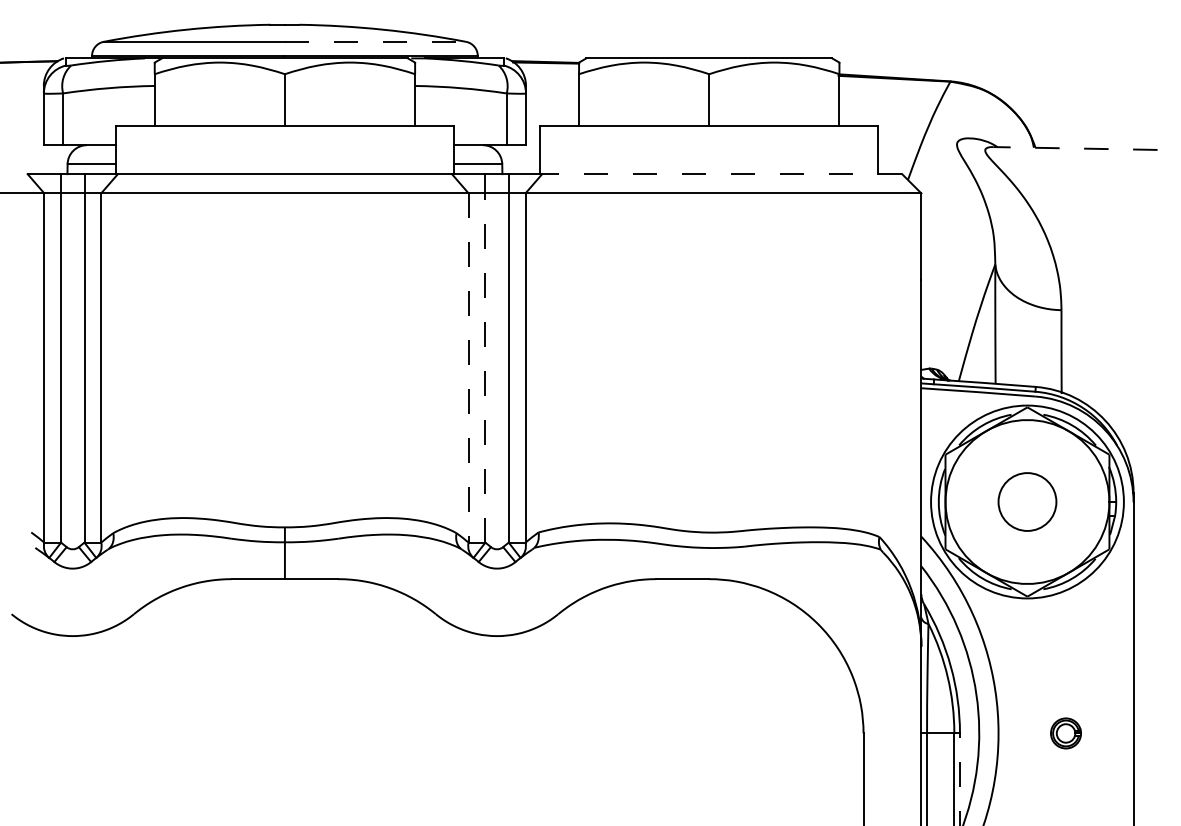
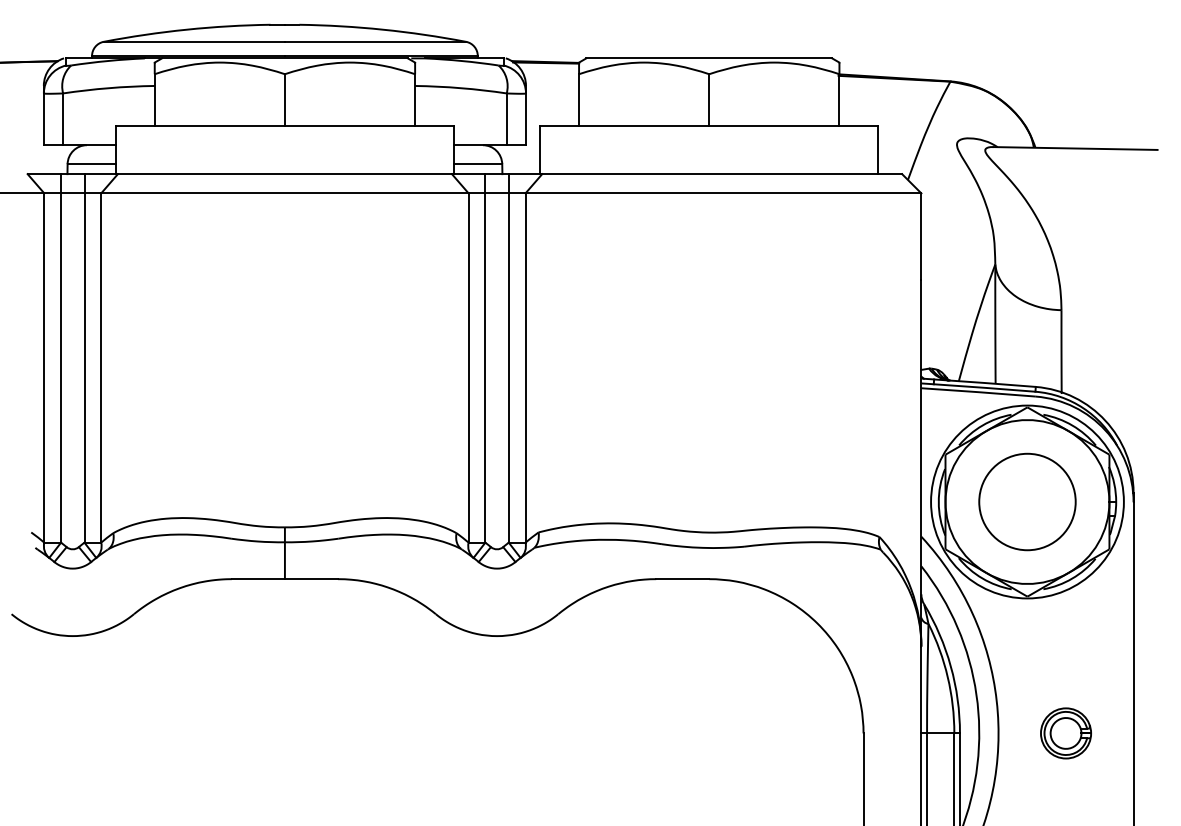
line: dashed -> solid (375, 41)
line: dashed -> solid (1075, 148)
line: dashed -> solid (722, 174)
line: dashed -> solid (468, 368)
line: dashed -> solid (485, 368)
circle diameter: 58 px -> 96 px (1027, 501)
part size: 32x33 px -> 52x53 px (1065, 733)
line: dashed -> solid (959, 779)
